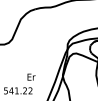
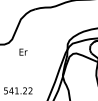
text position: (31, 76) -> (23, 51) (23, 51)
